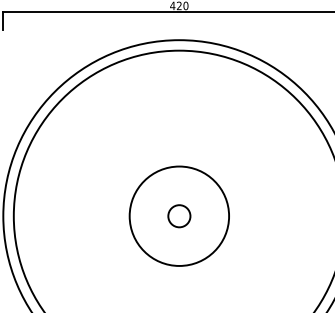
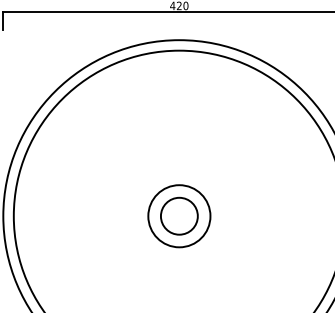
circle diameter: 99 px -> 62 px (179, 216)
circle diameter: 22 px -> 37 px (178, 215)
